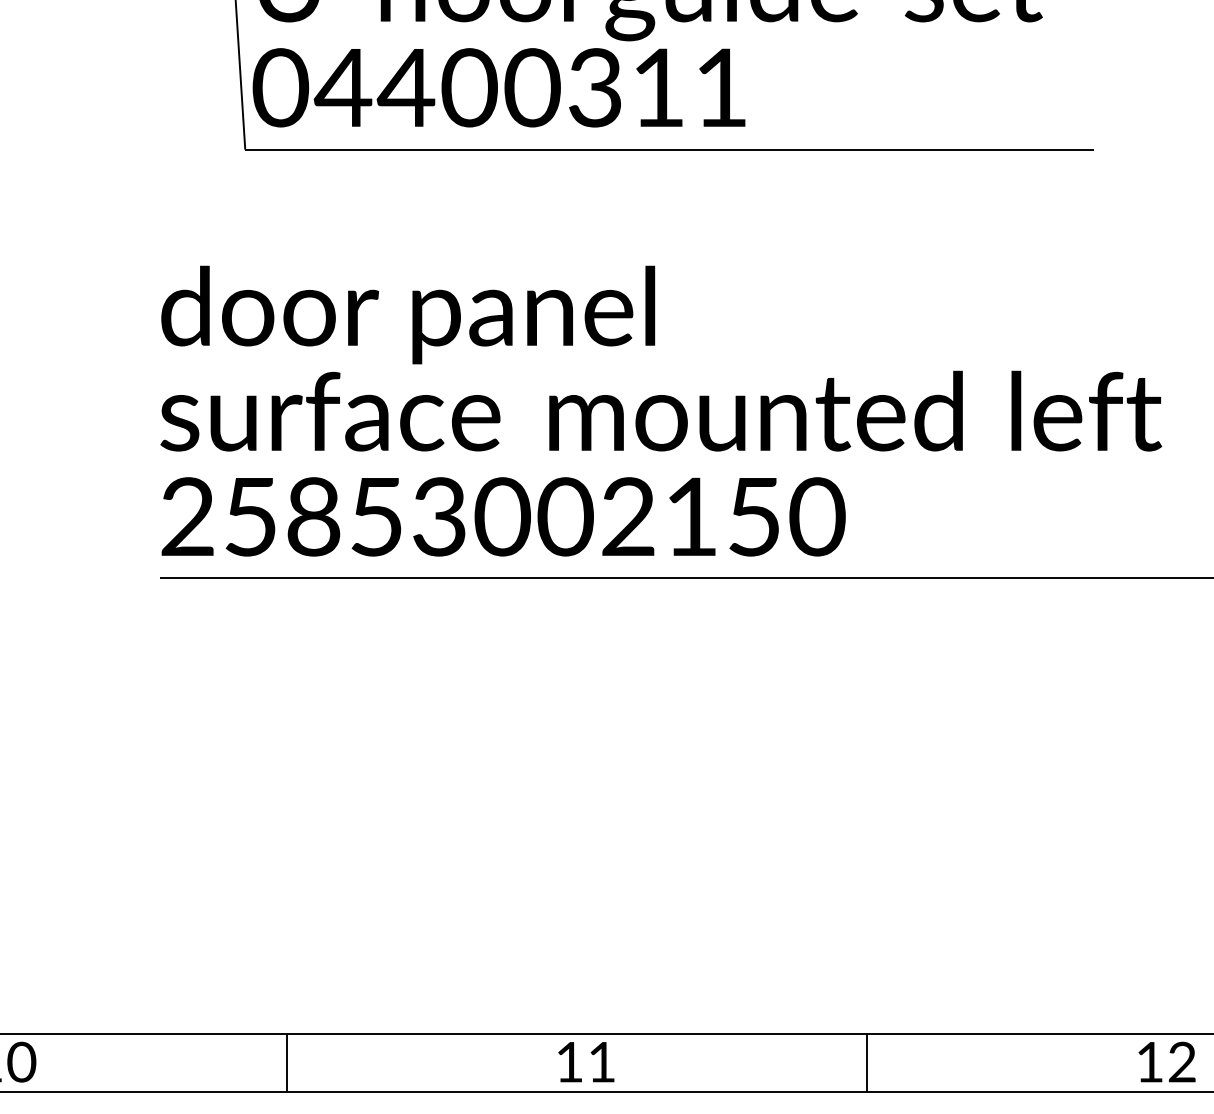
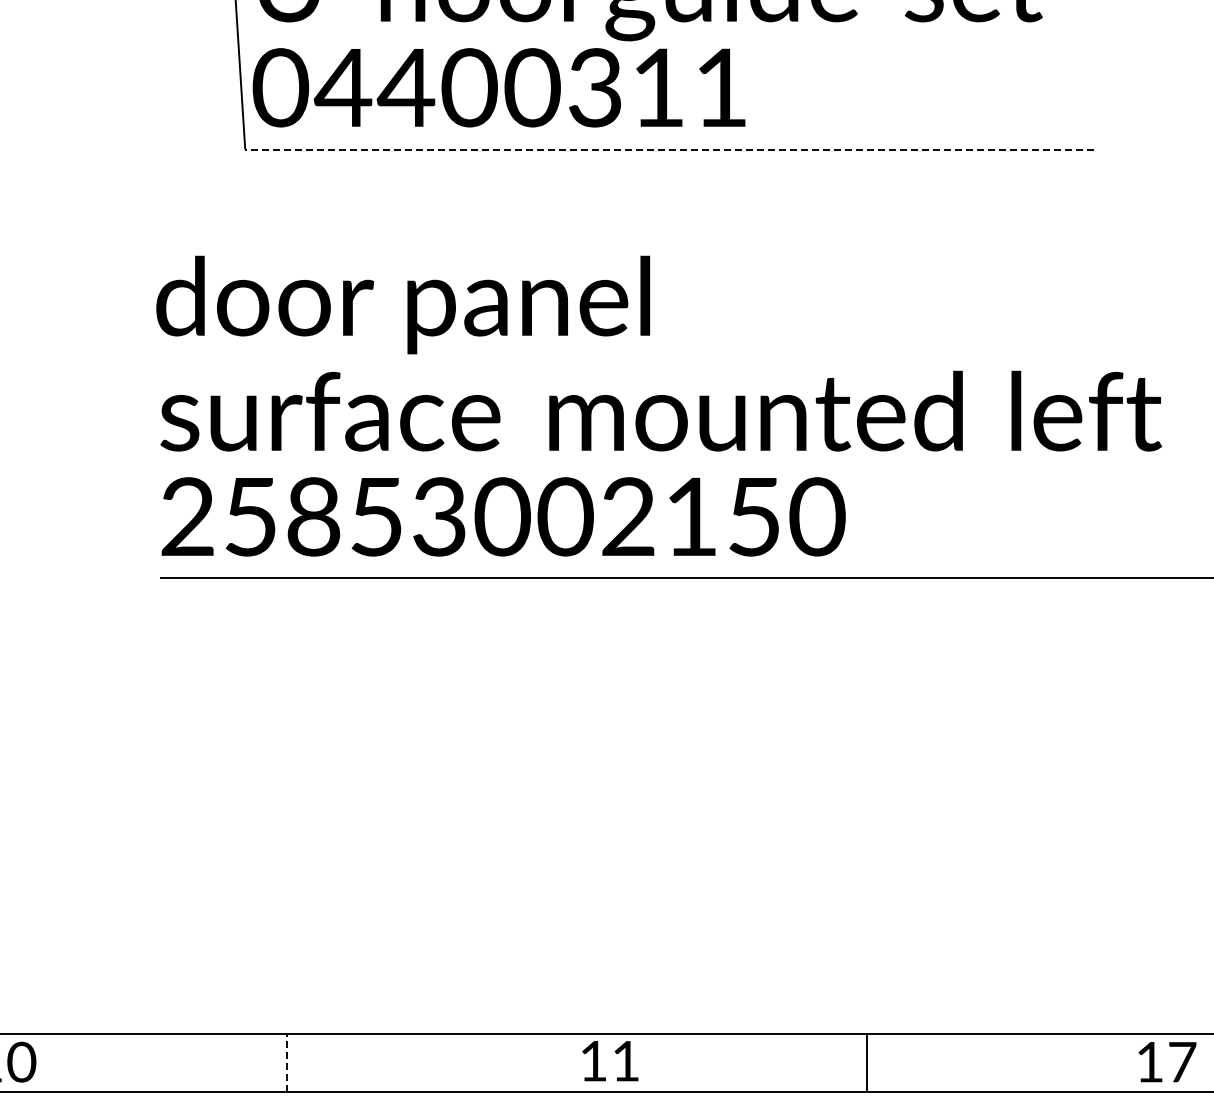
line: solid -> dashed (669, 149)
text position: (408, 314) -> (403, 304) (403, 304)
text: 12 -> 17 (1182, 1061)
line: solid -> dashed (286, 1062)
text position: (586, 1062) -> (610, 1061) (610, 1061)
